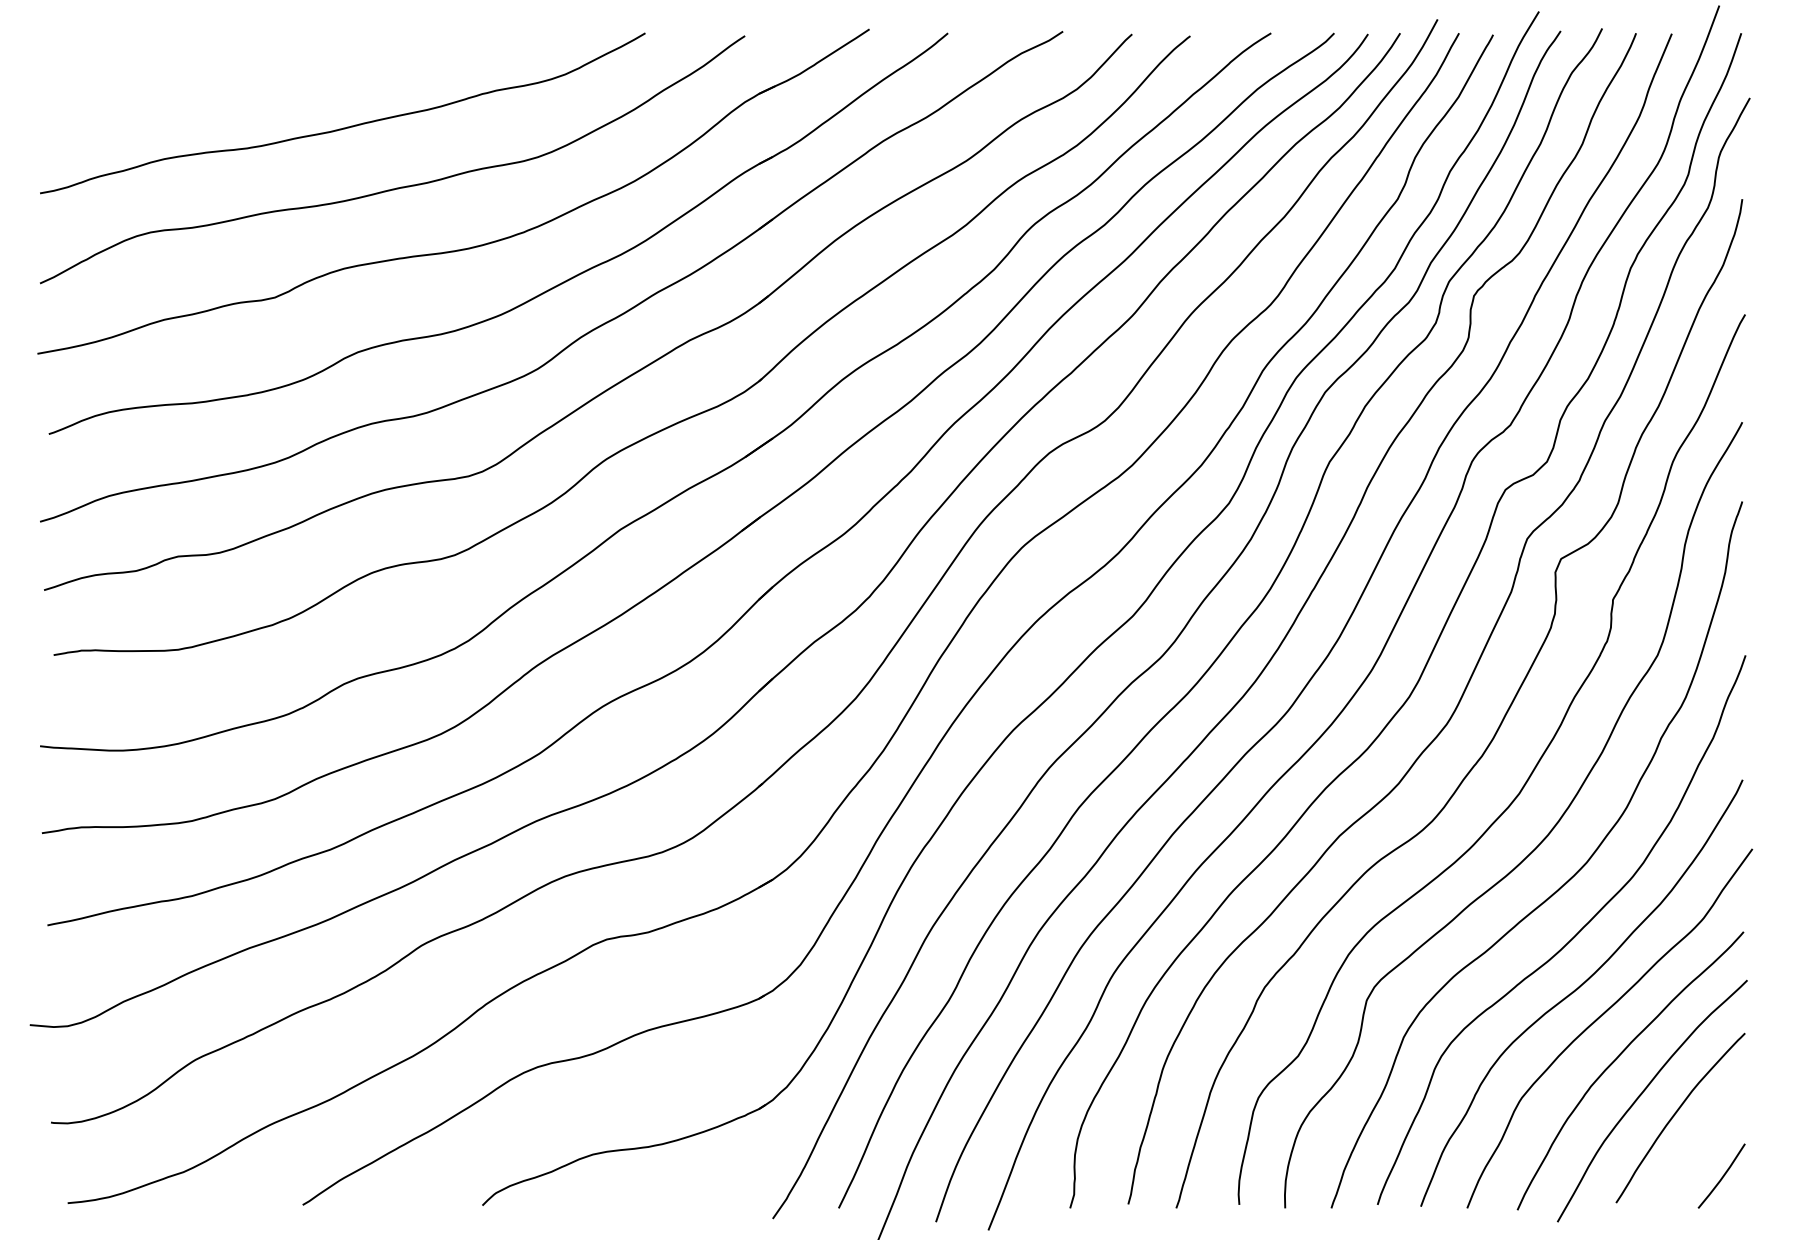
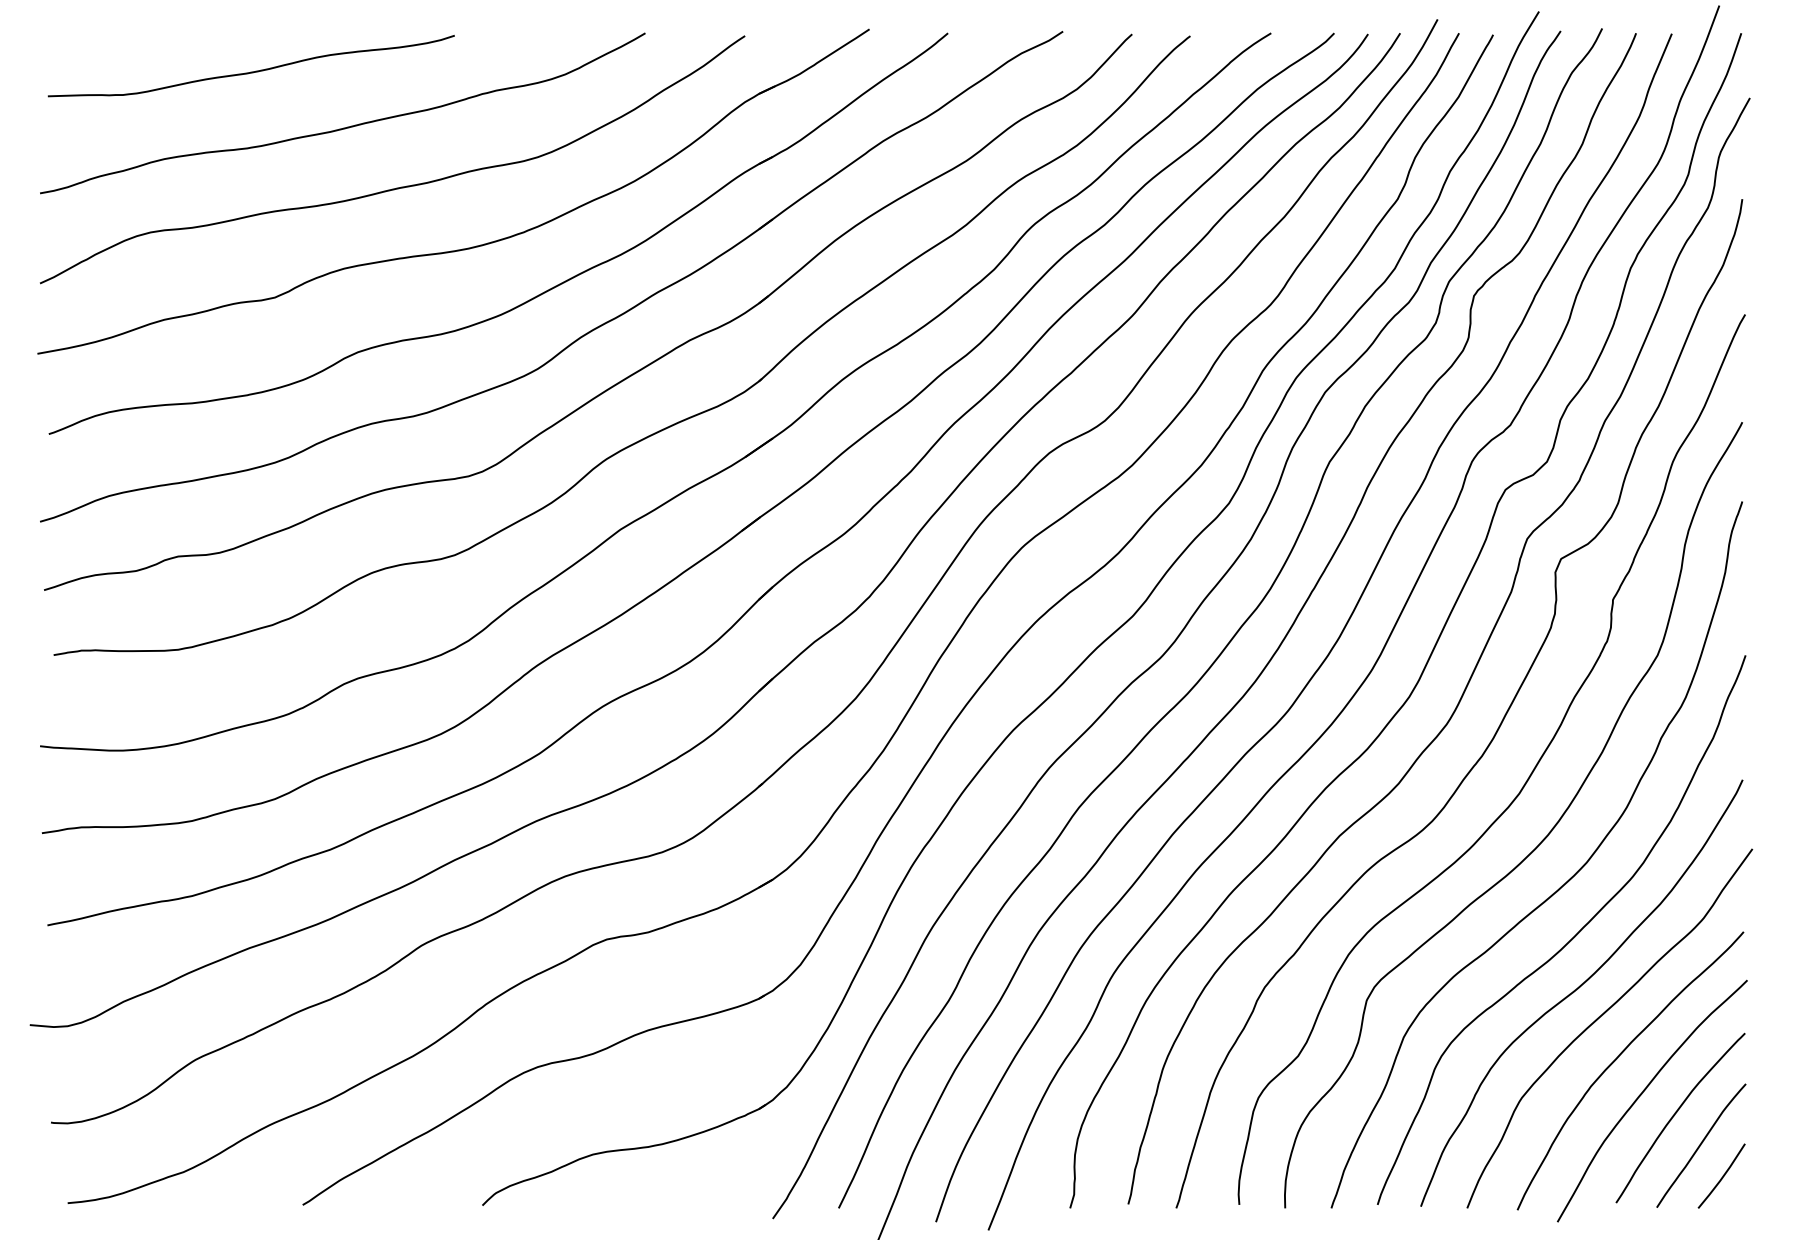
curve: none -> present (250, 71)
curve: none -> present (1701, 1145)
